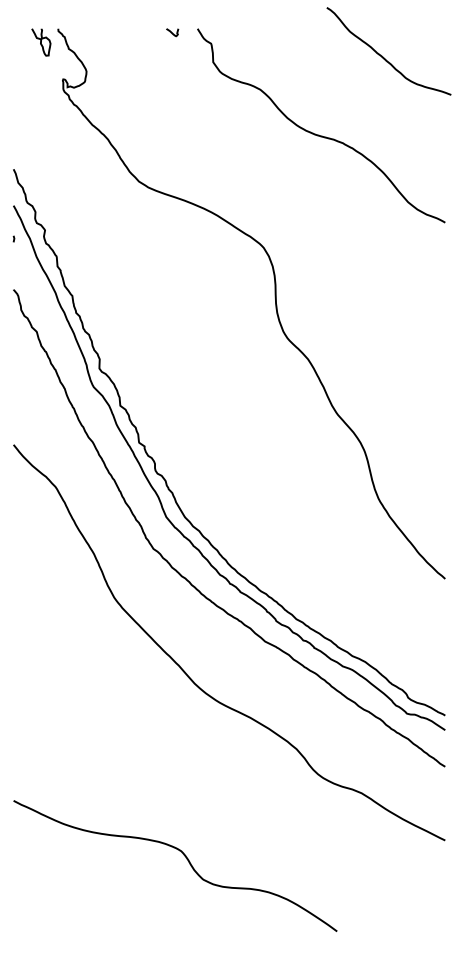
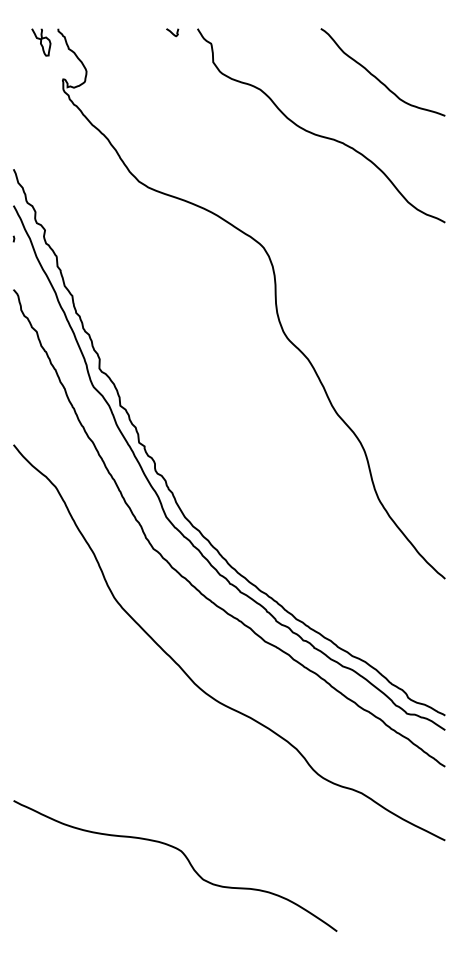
curve position: (383, 56) -> (377, 77) (377, 77)
